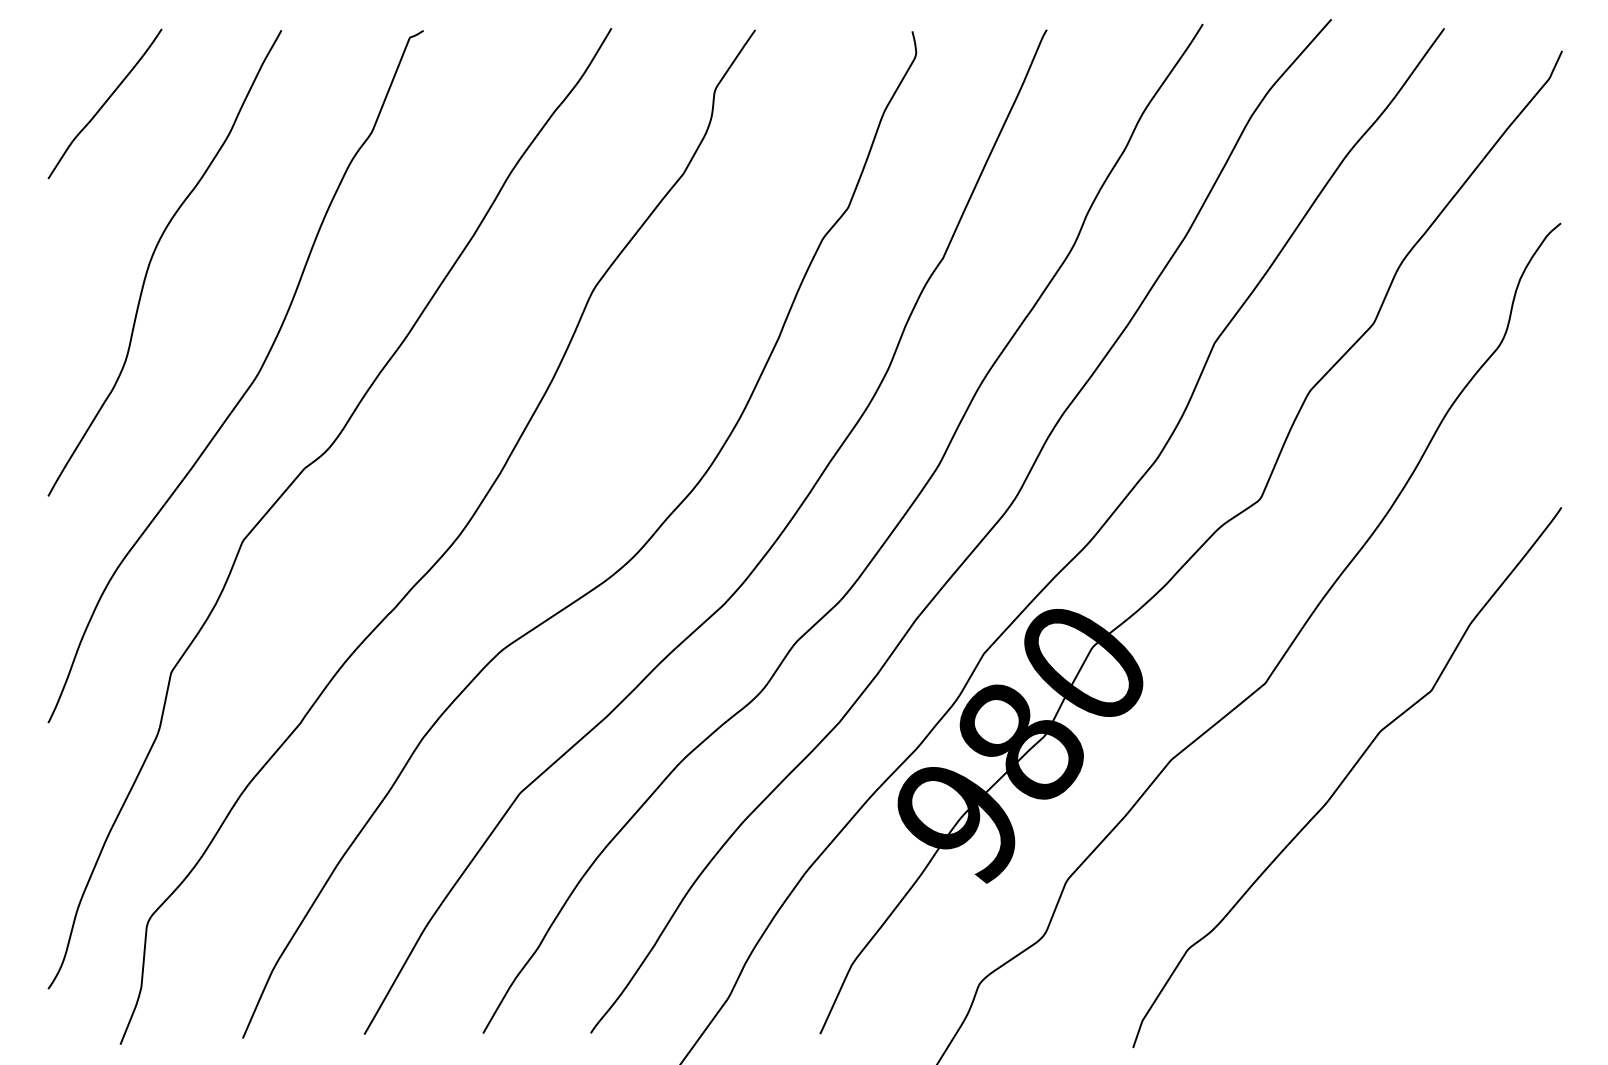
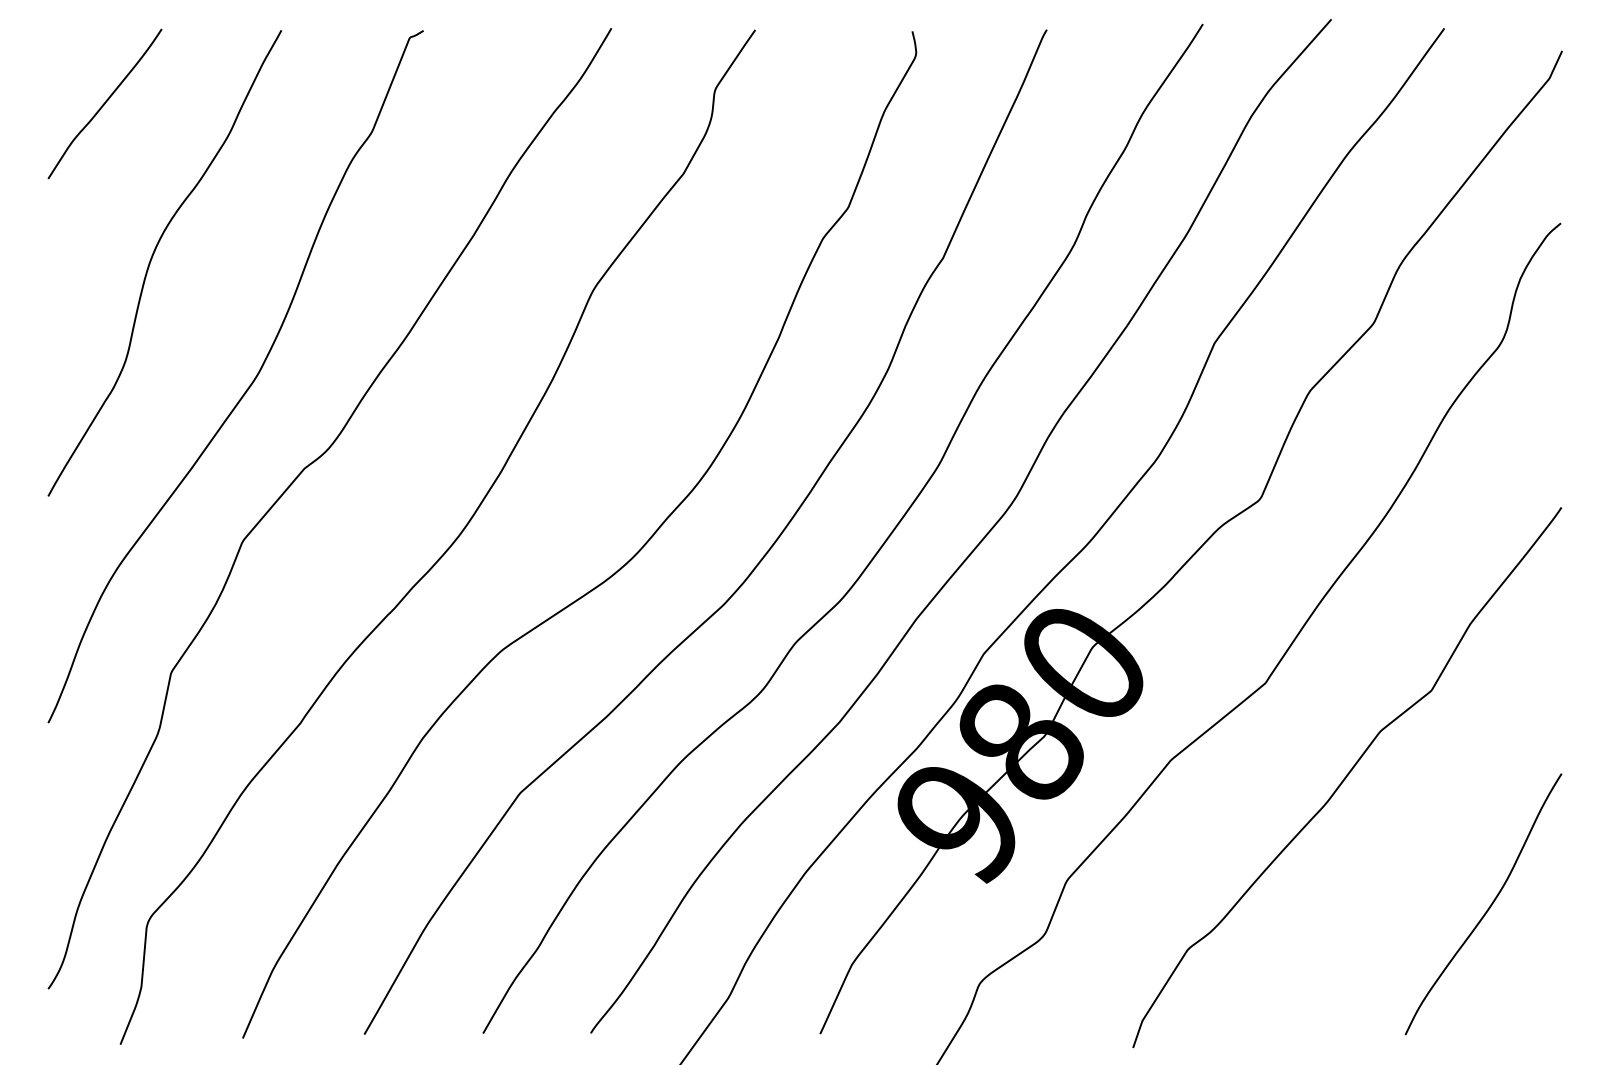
curve: none -> present (1488, 907)
